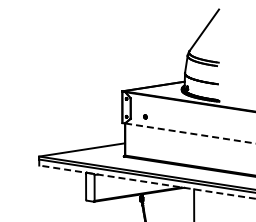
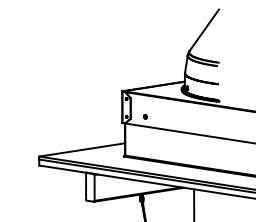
line: dashed -> solid (190, 133)
line: dashed -> solid (147, 182)
